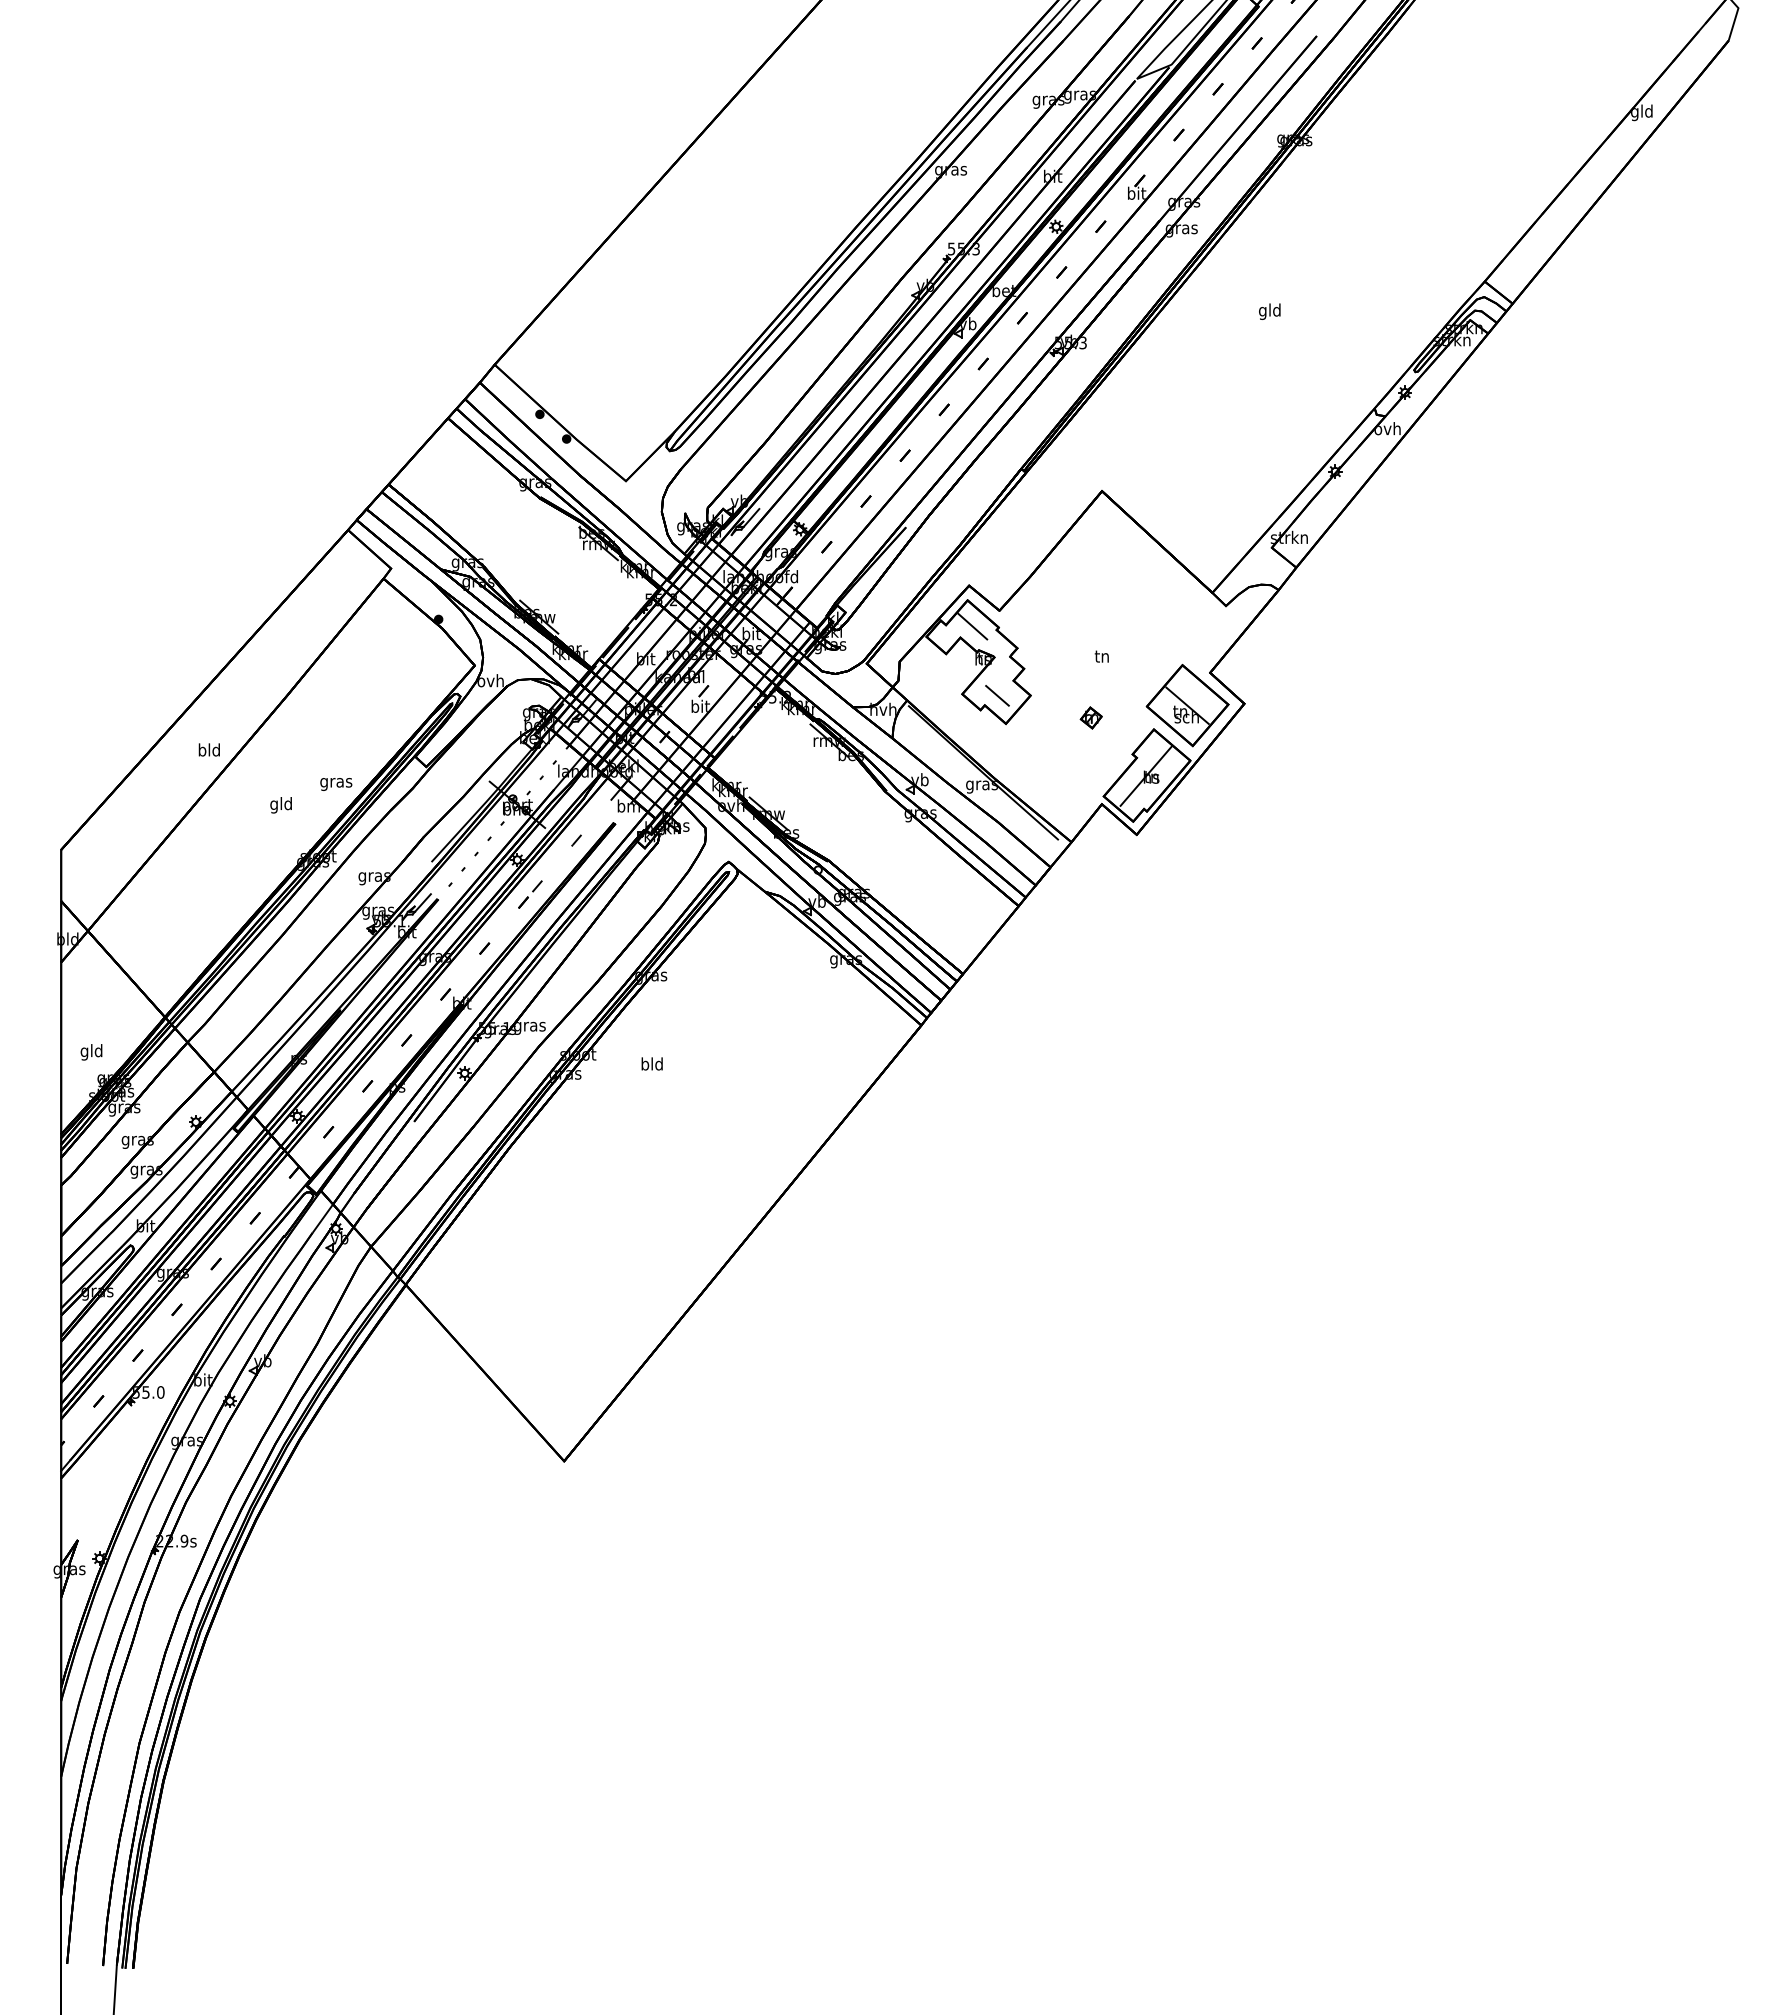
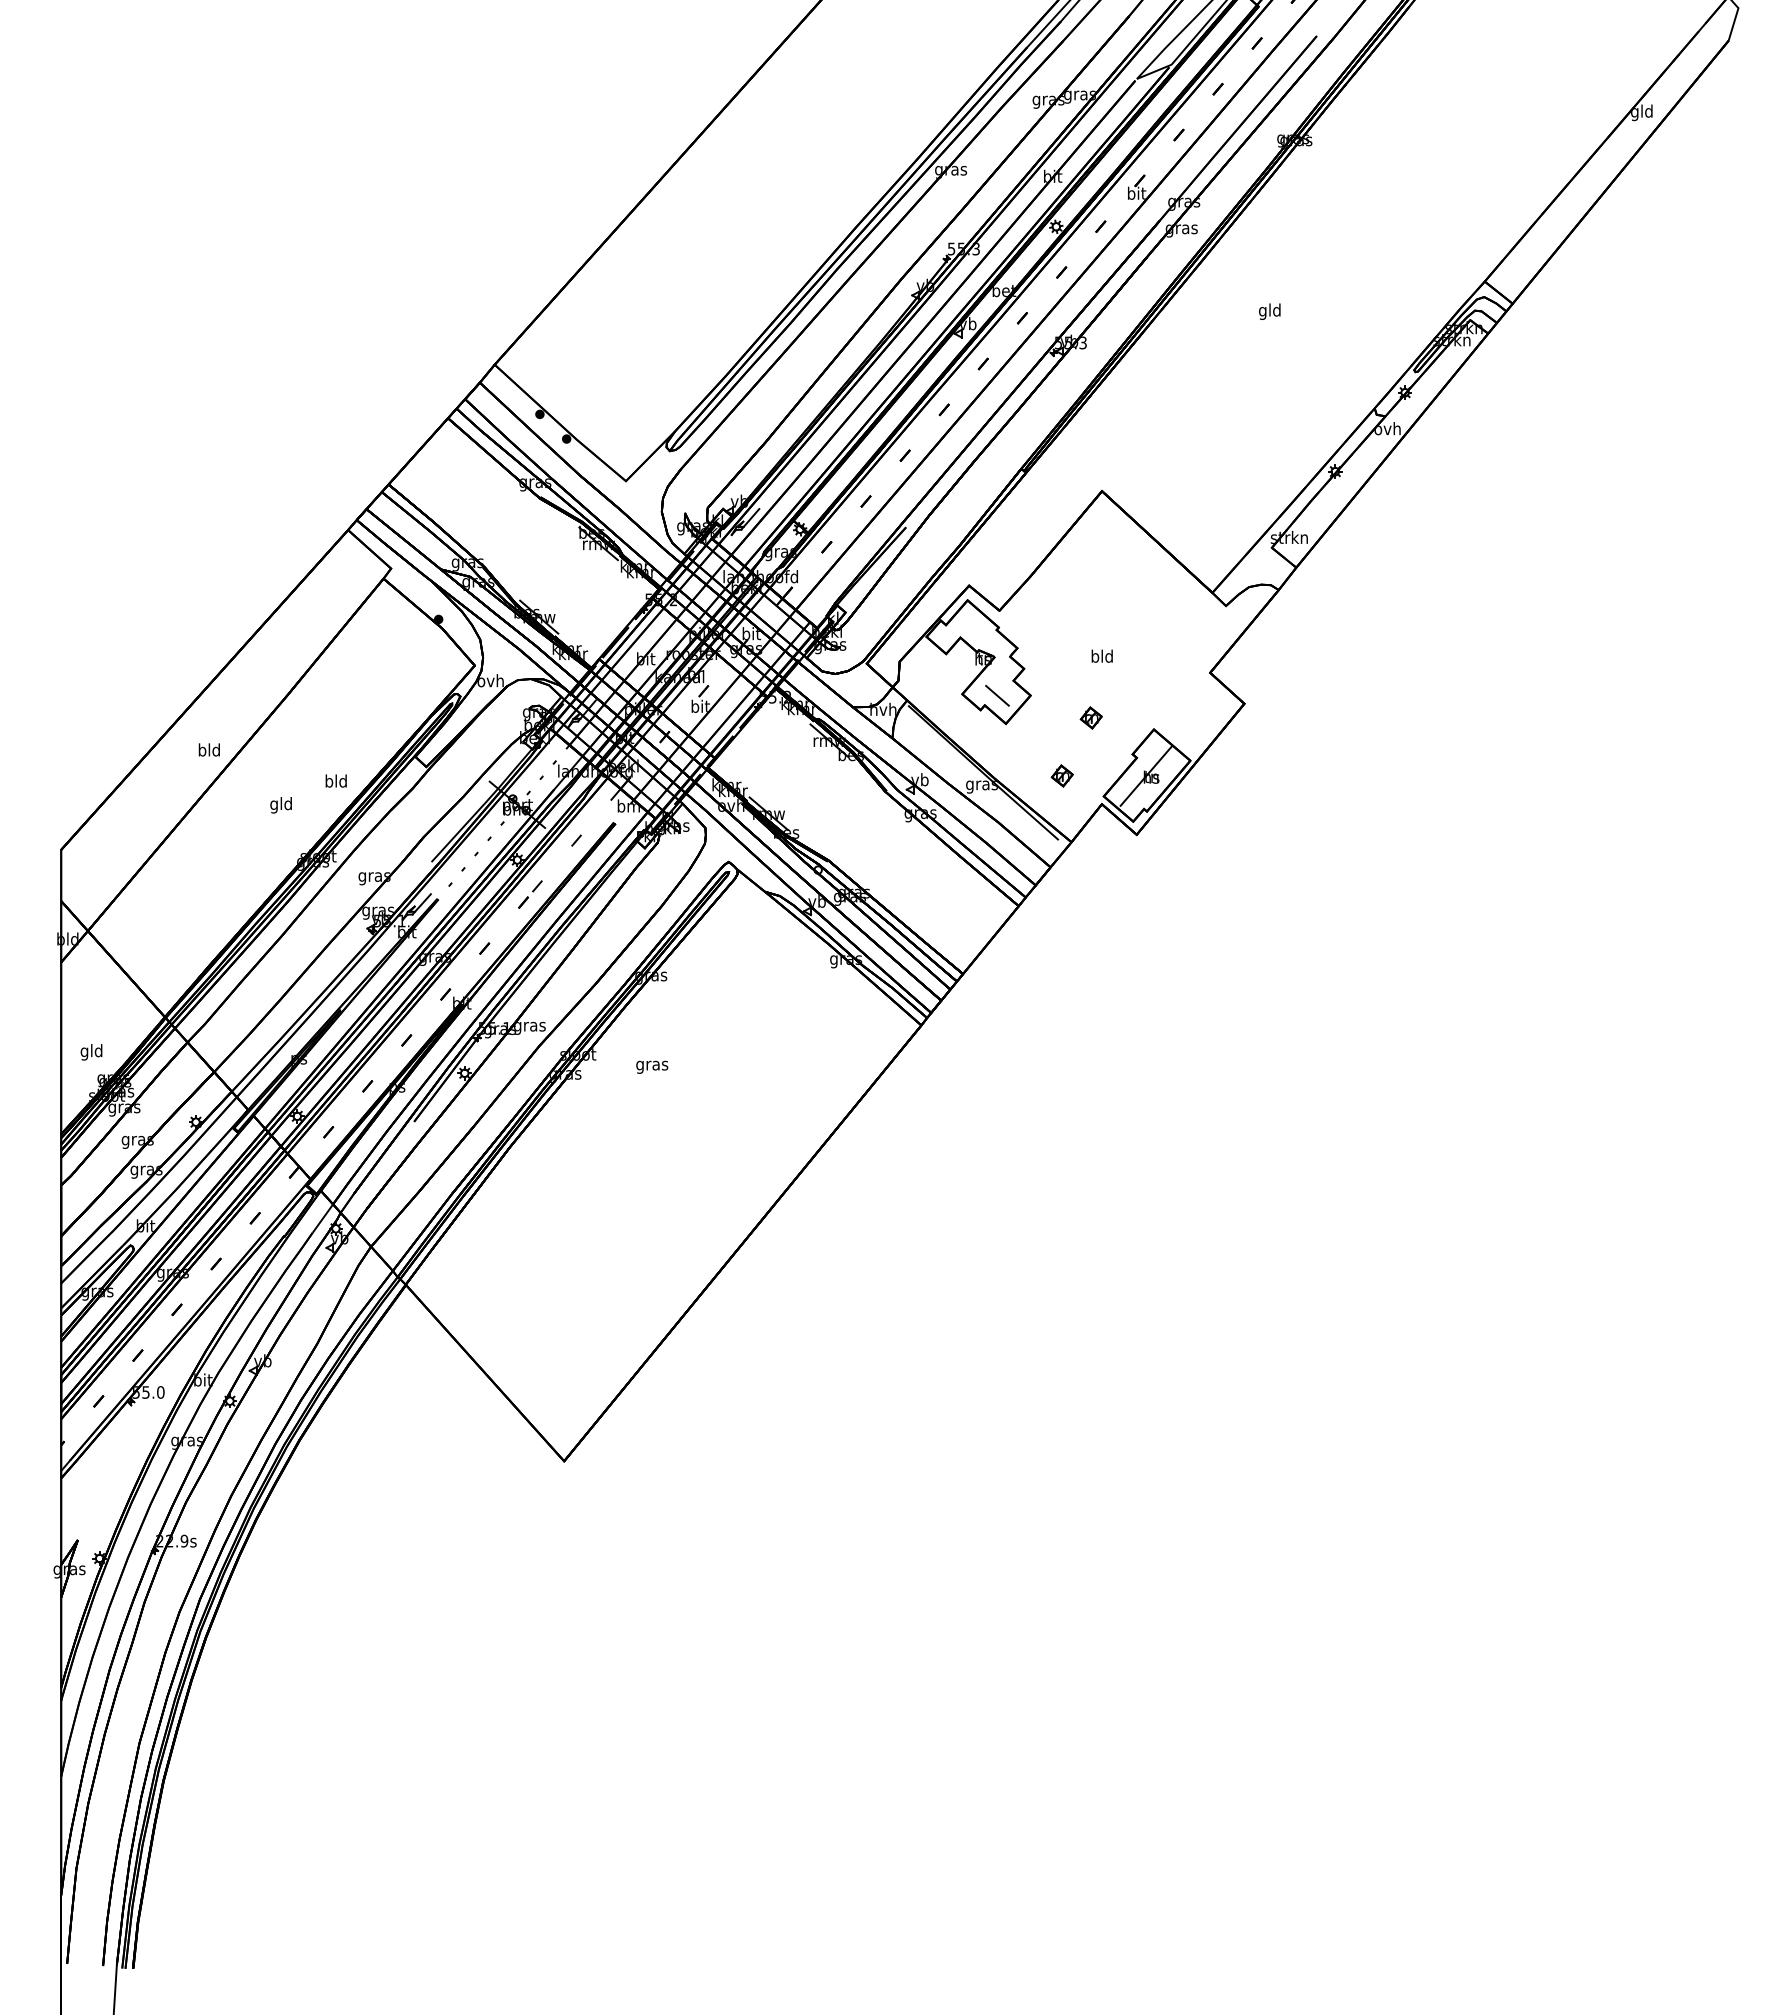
line: present -> none (972, 626)
text: tn -> bld (1101, 655)
part: present -> none (1187, 705)
part: none -> present (1061, 775)
text: gras -> bld (336, 782)
text: bld -> gras (652, 1065)
